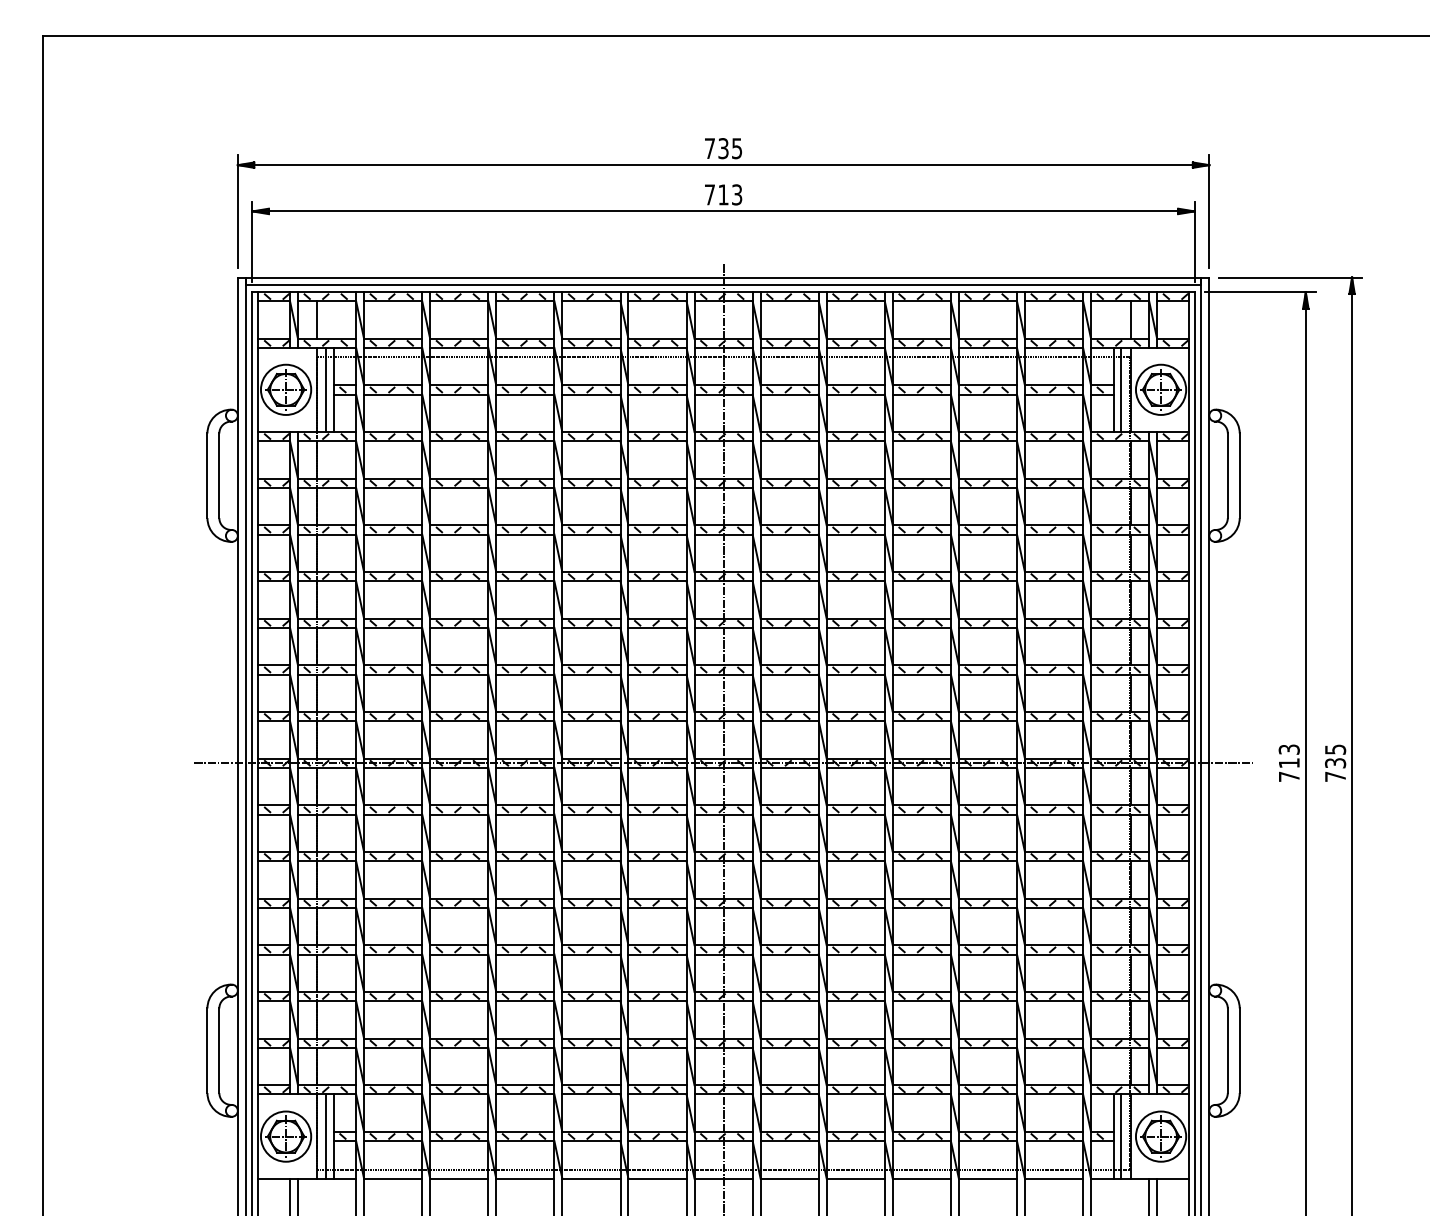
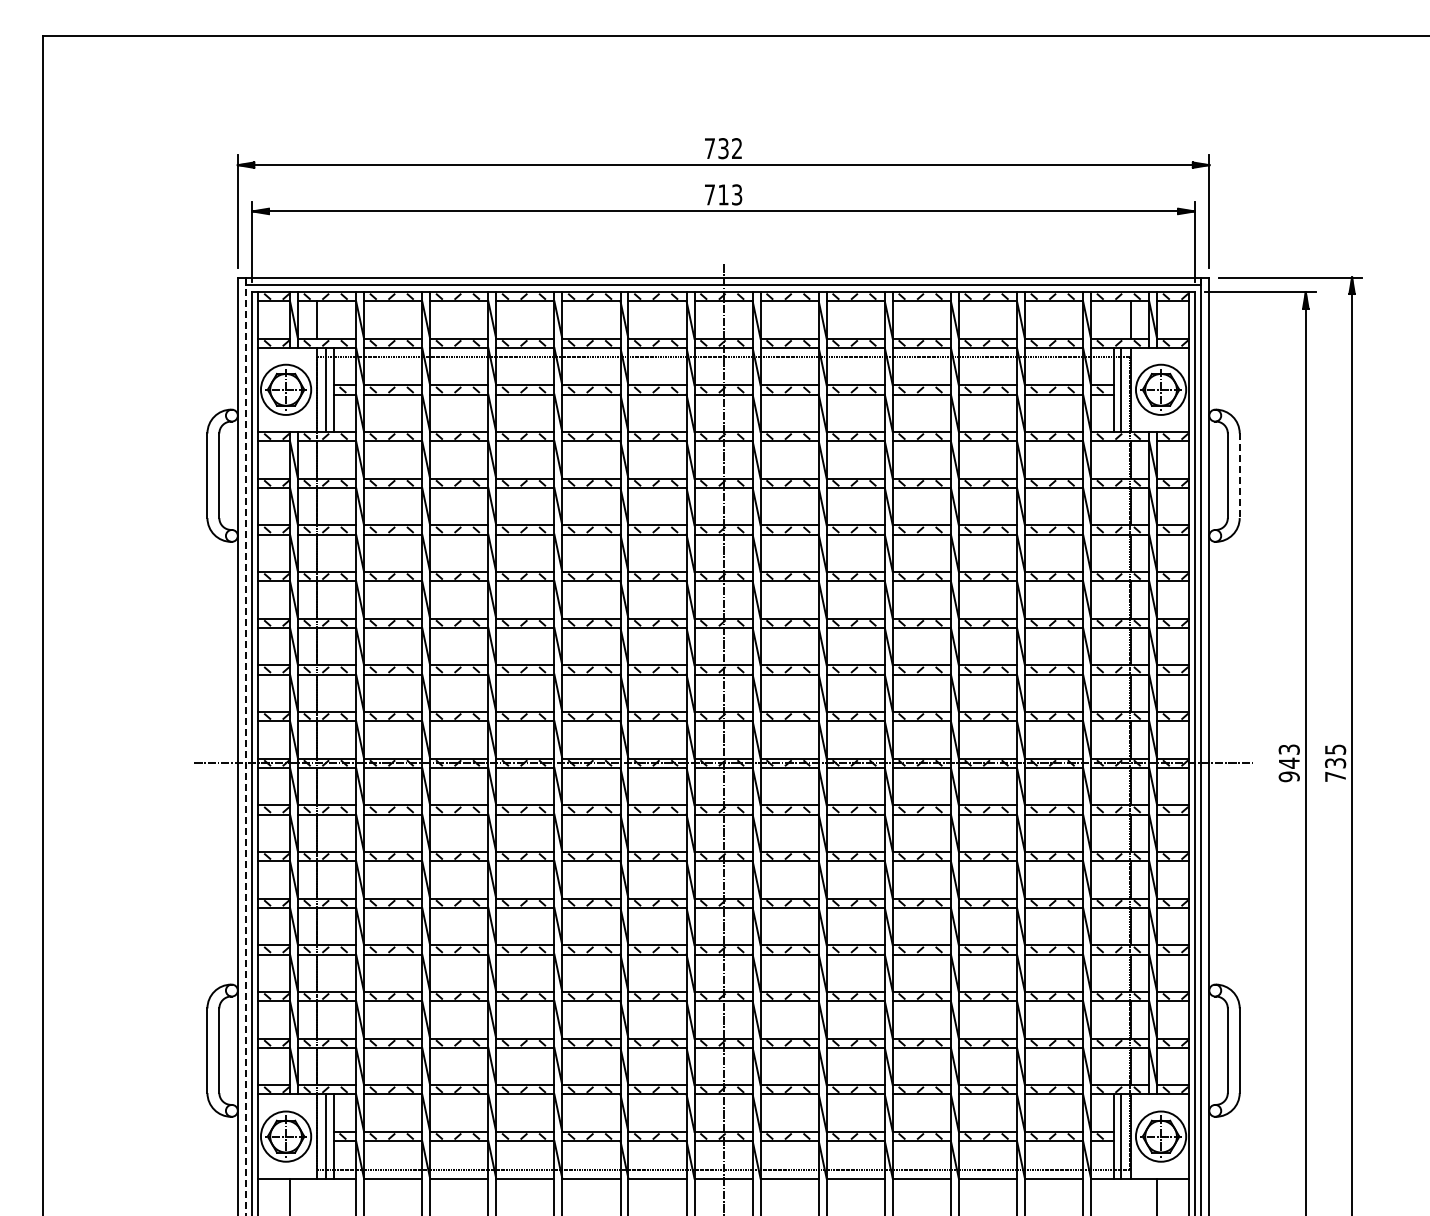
text: 735 -> 732 (737, 148)
line: solid -> dashed (1239, 476)
line: solid -> dashed (245, 746)
text: 713 -> 943 (1288, 769)
line: present -> none (297, 1195)
line: present -> none (1149, 1195)
